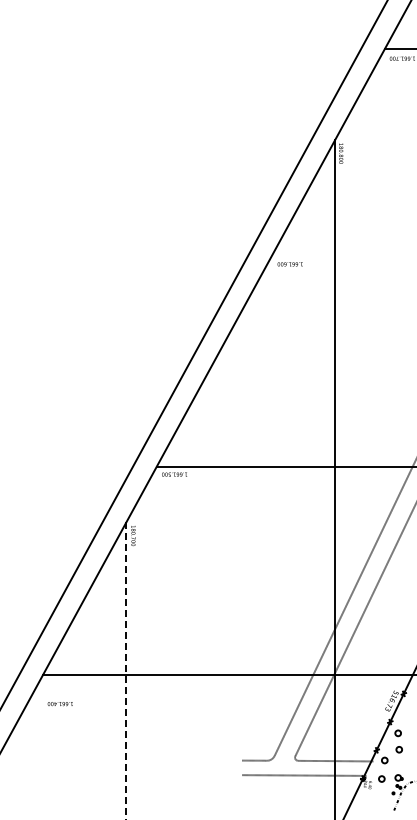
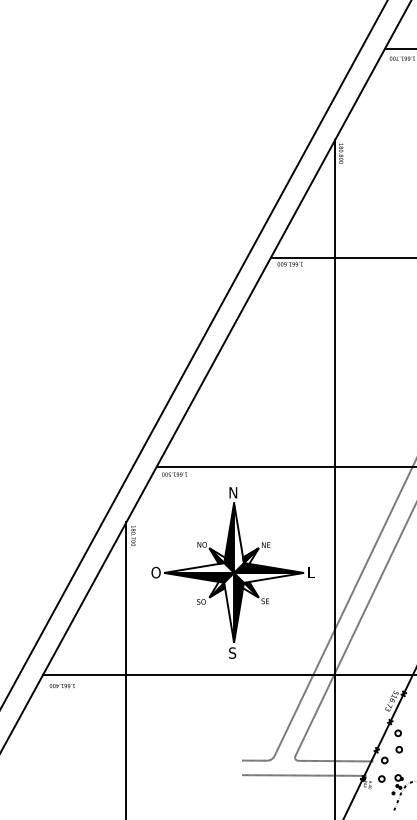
line: none -> present (341, 257)
part: none -> present (232, 572)
line: dashed -> solid (126, 671)
text position: (59, 704) -> (61, 686) (61, 686)
